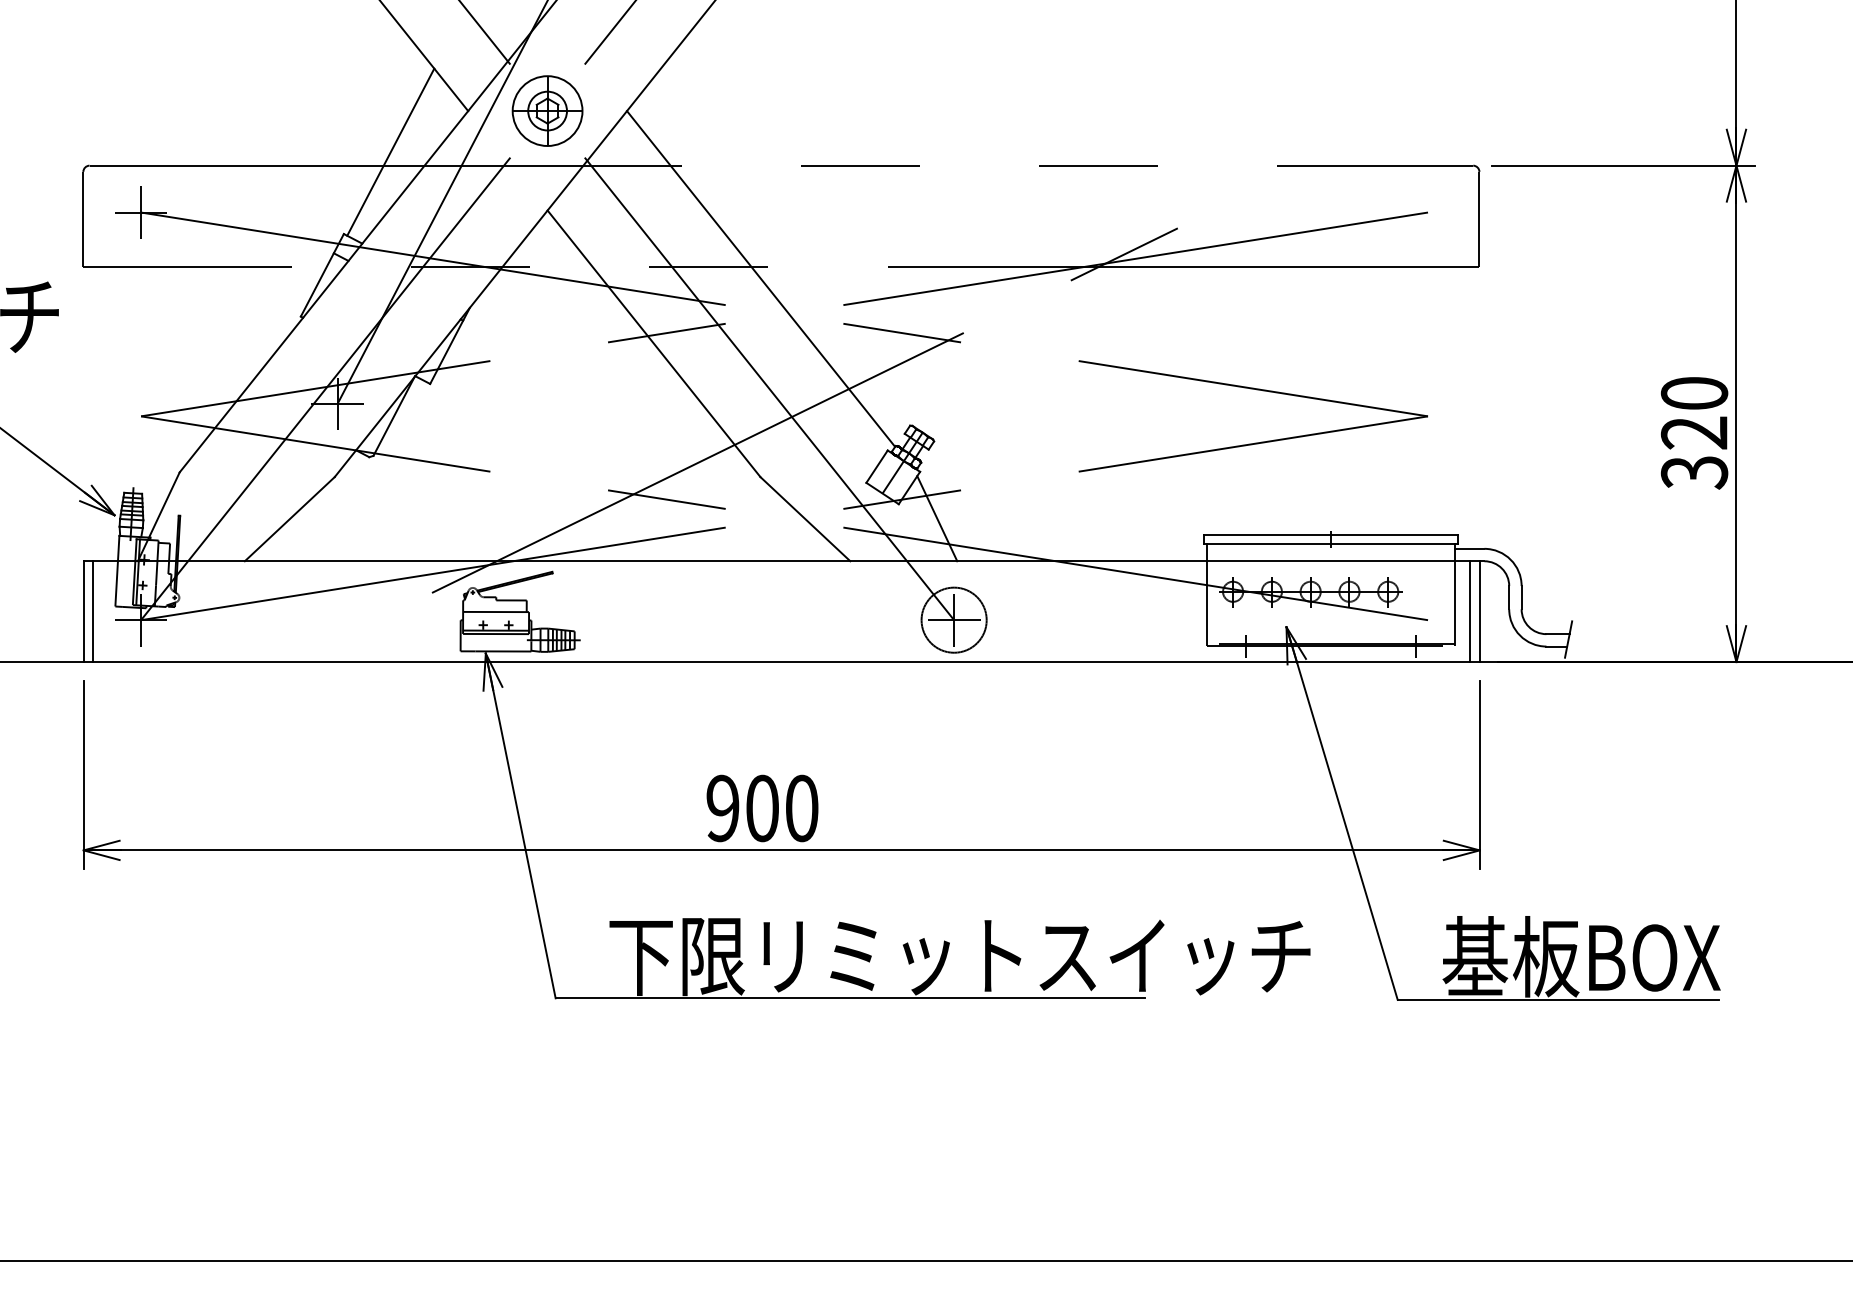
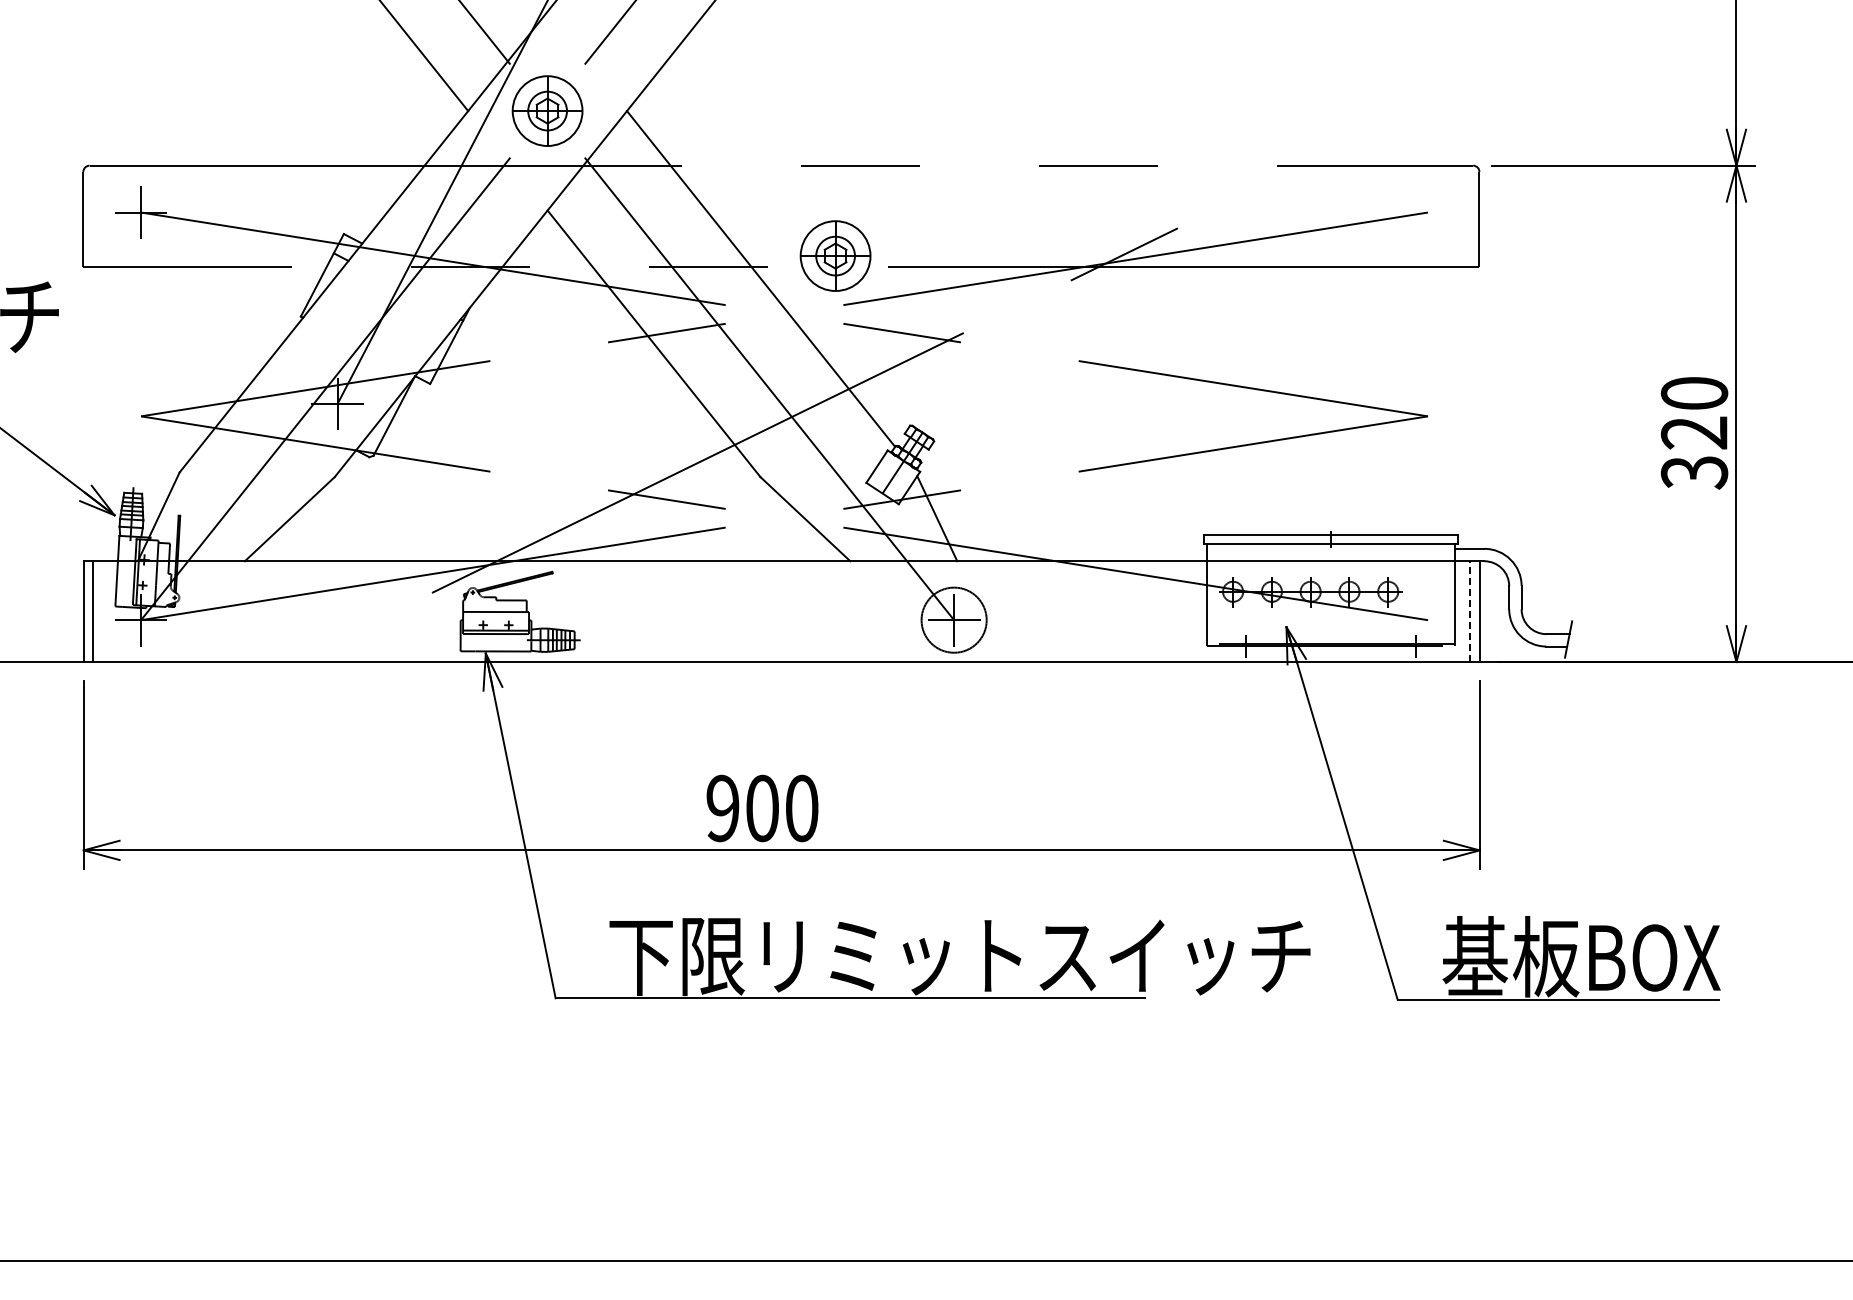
line: present -> none (390, 151)
part: none -> present (835, 255)
line: solid -> dashed (1470, 611)
